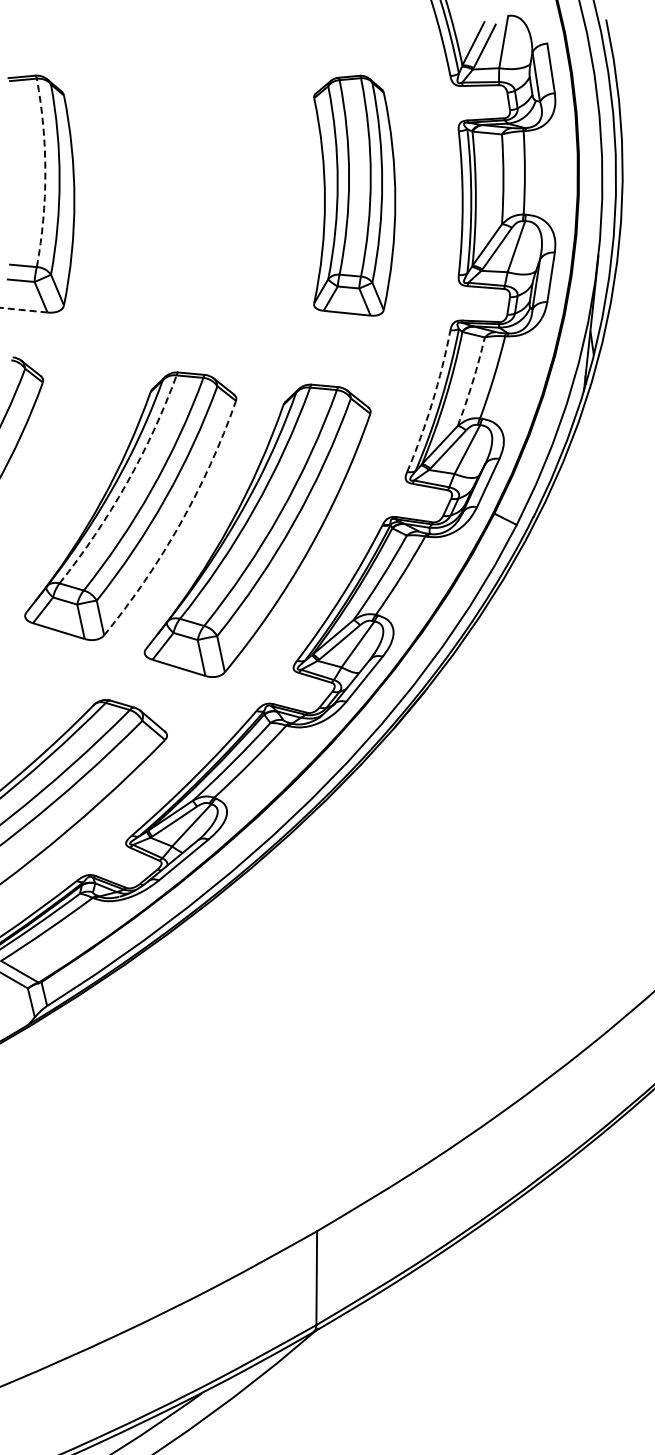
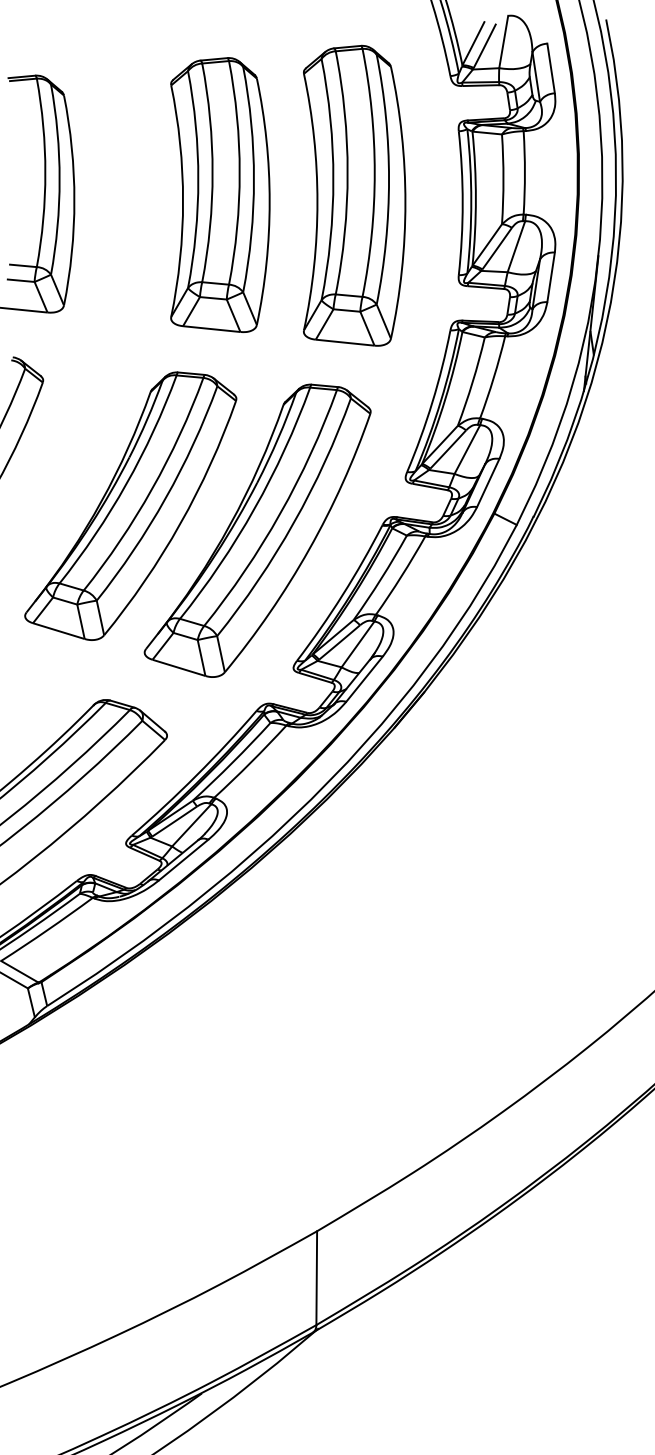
arc: dashed -> solid (45, 172)
part: none -> present (220, 194)
part size: 84x243 px -> 104x303 px (354, 195)
line: dashed -> solid (22, 310)
arc: dashed -> solid (472, 382)
arc: dashed -> solid (432, 402)
arc: dashed -> solid (126, 484)
arc: dashed -> solid (180, 523)
